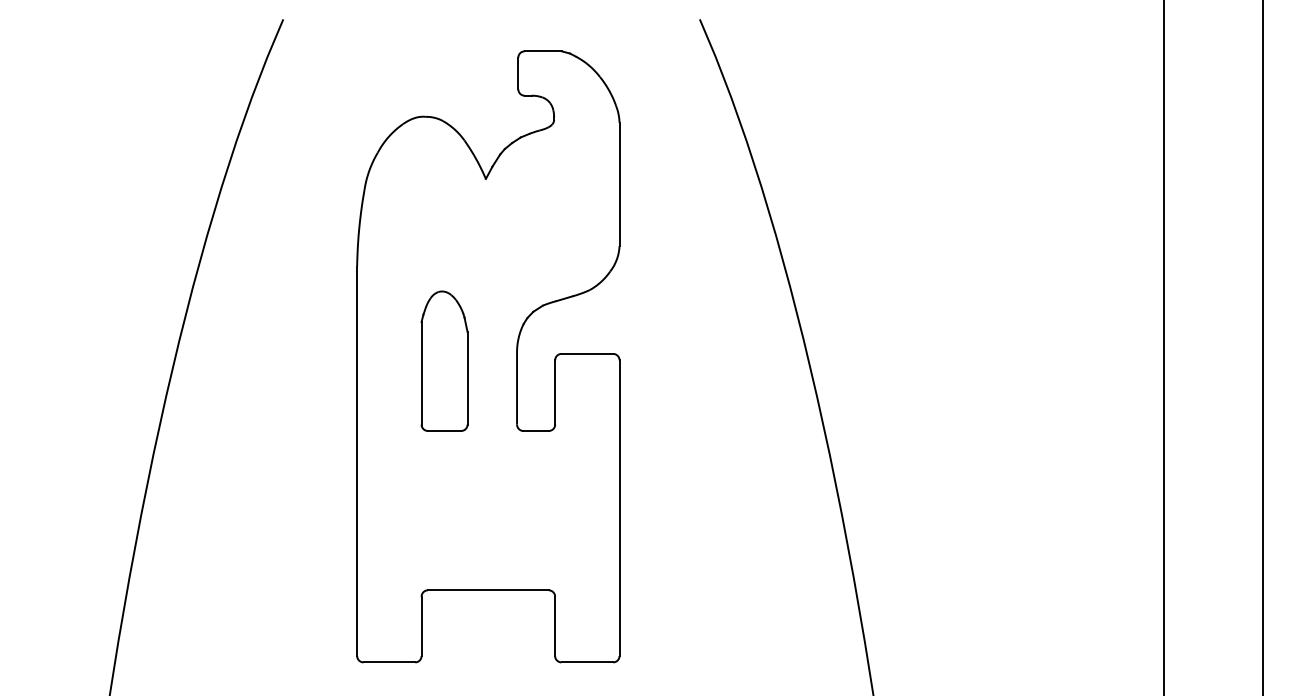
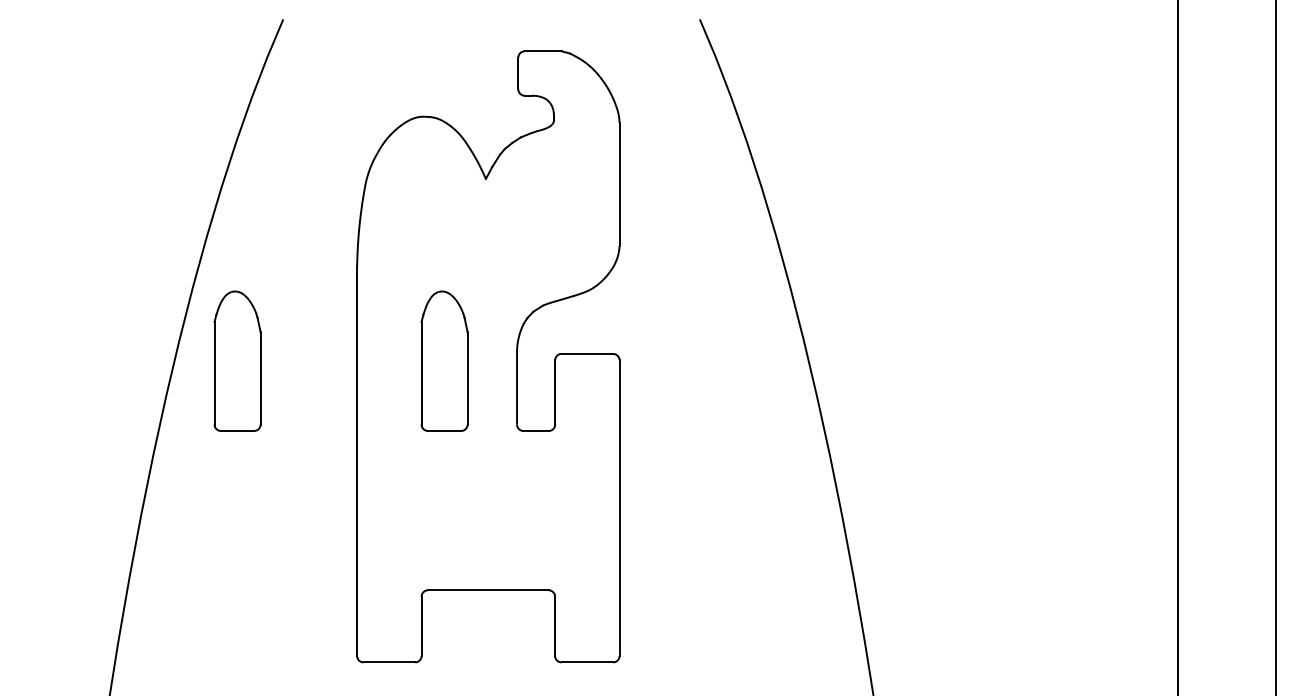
line position: (1164, 347) -> (1178, 347) (1178, 347)
line position: (1262, 347) -> (1275, 347) (1275, 347)
part: none -> present (237, 360)
